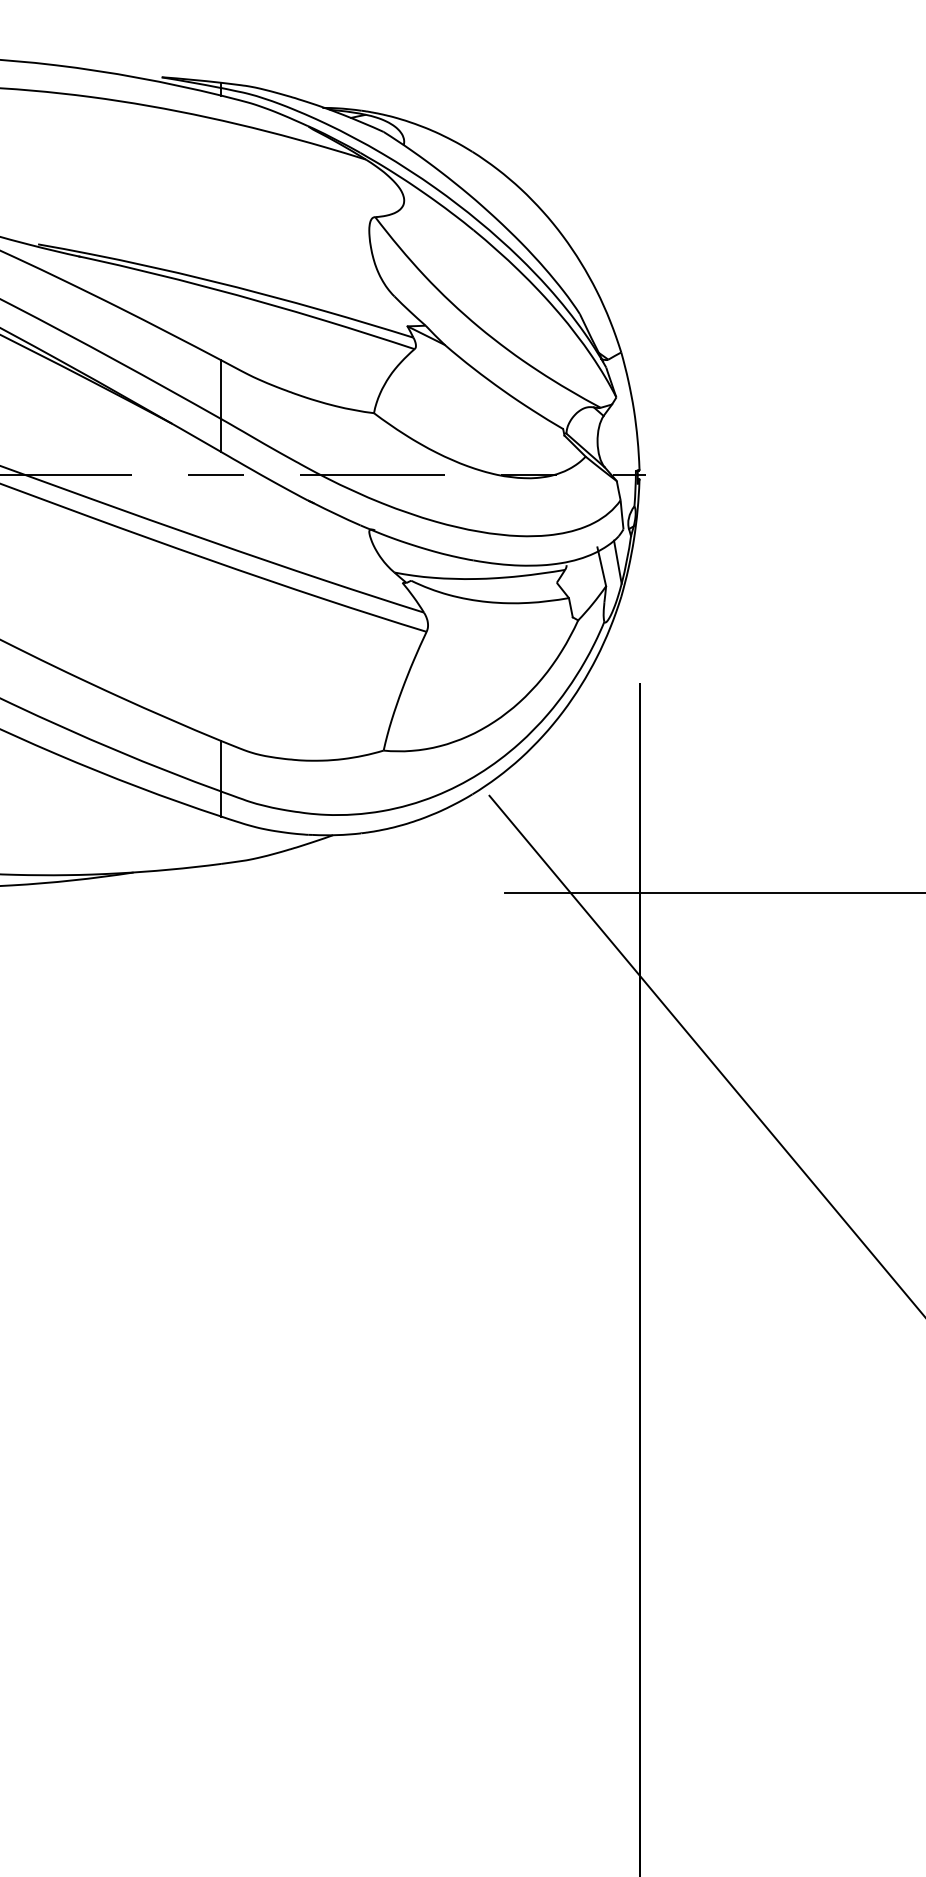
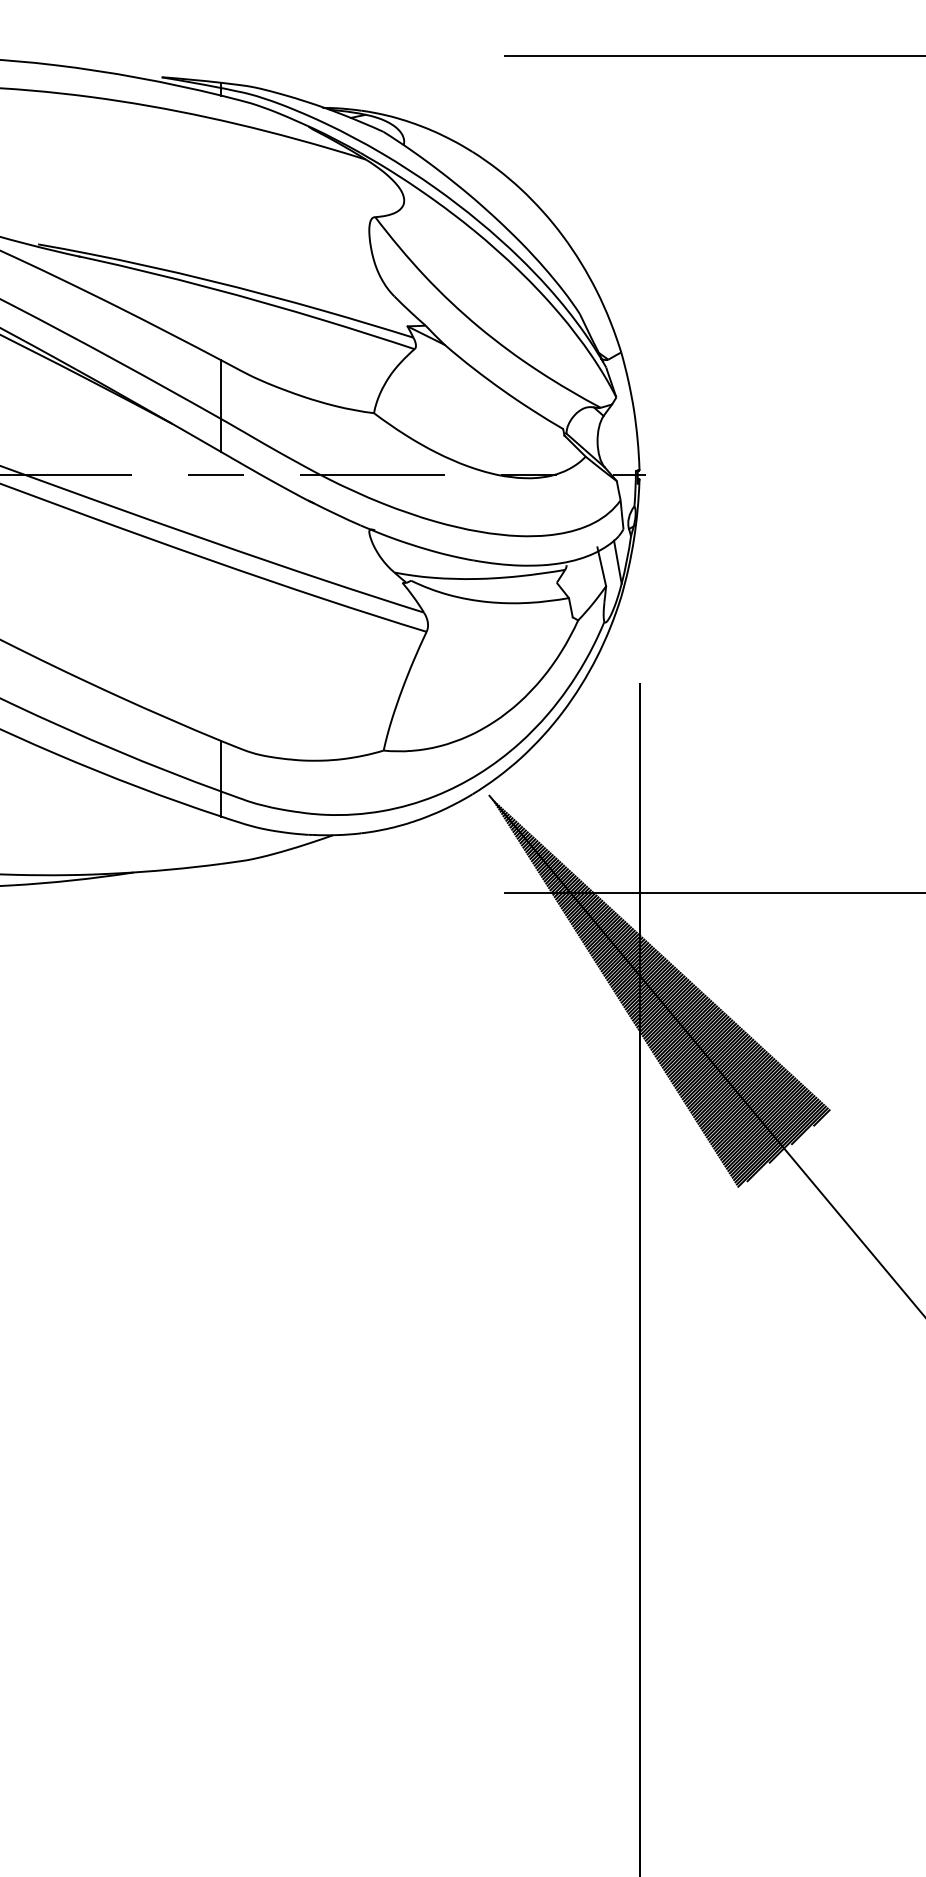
line: none -> present (713, 56)
hatch: none -> present (660, 991)
